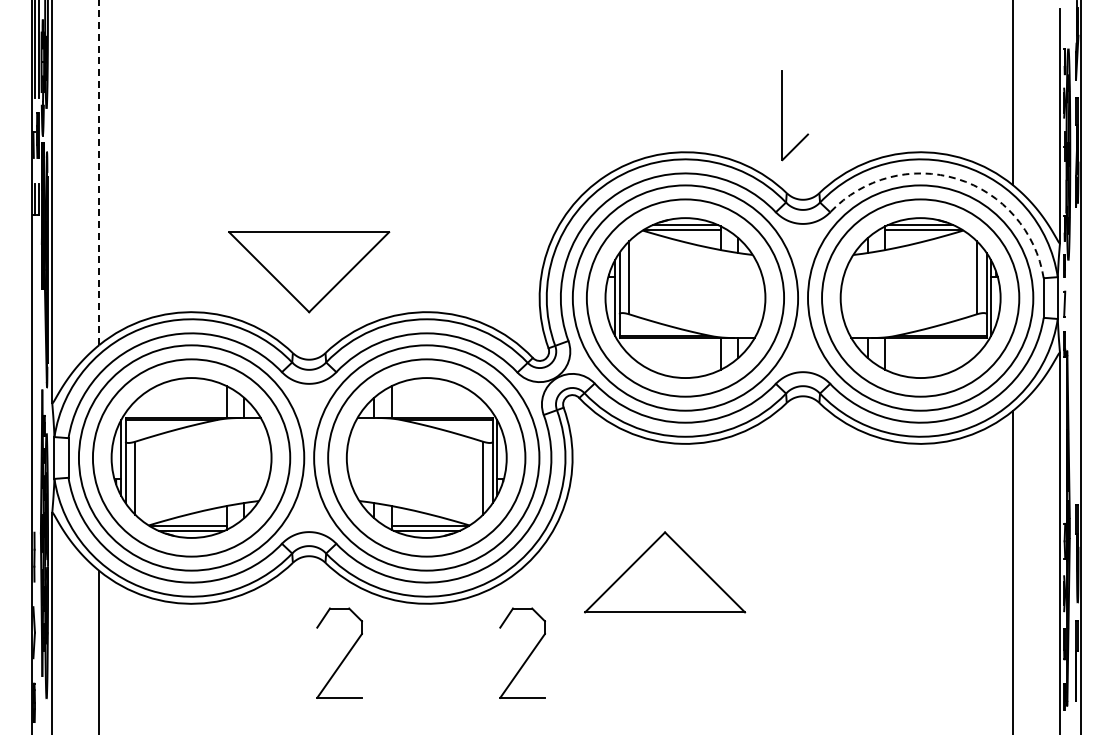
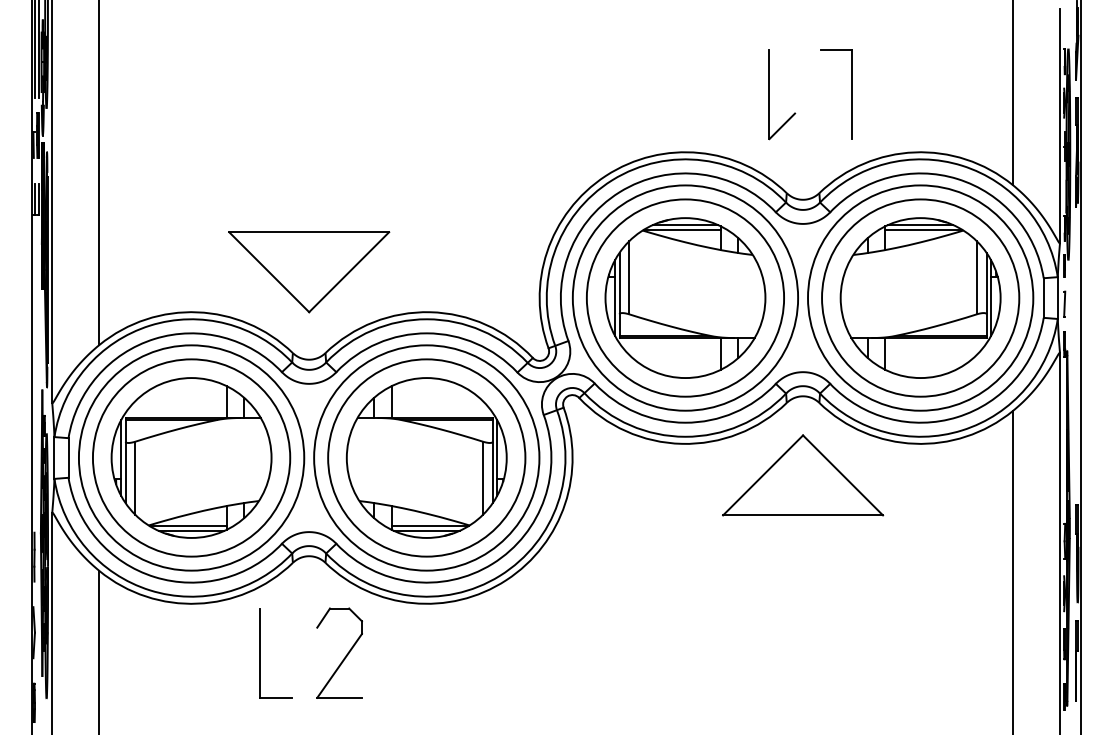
part: none -> present (851, 94)
part position: (782, 115) -> (769, 94) (769, 94)
line: dashed -> solid (99, 172)
arc: dashed -> solid (957, 179)
part position: (665, 572) -> (803, 475) (803, 475)
part: none -> present (260, 653)
part: present -> none (528, 655)
